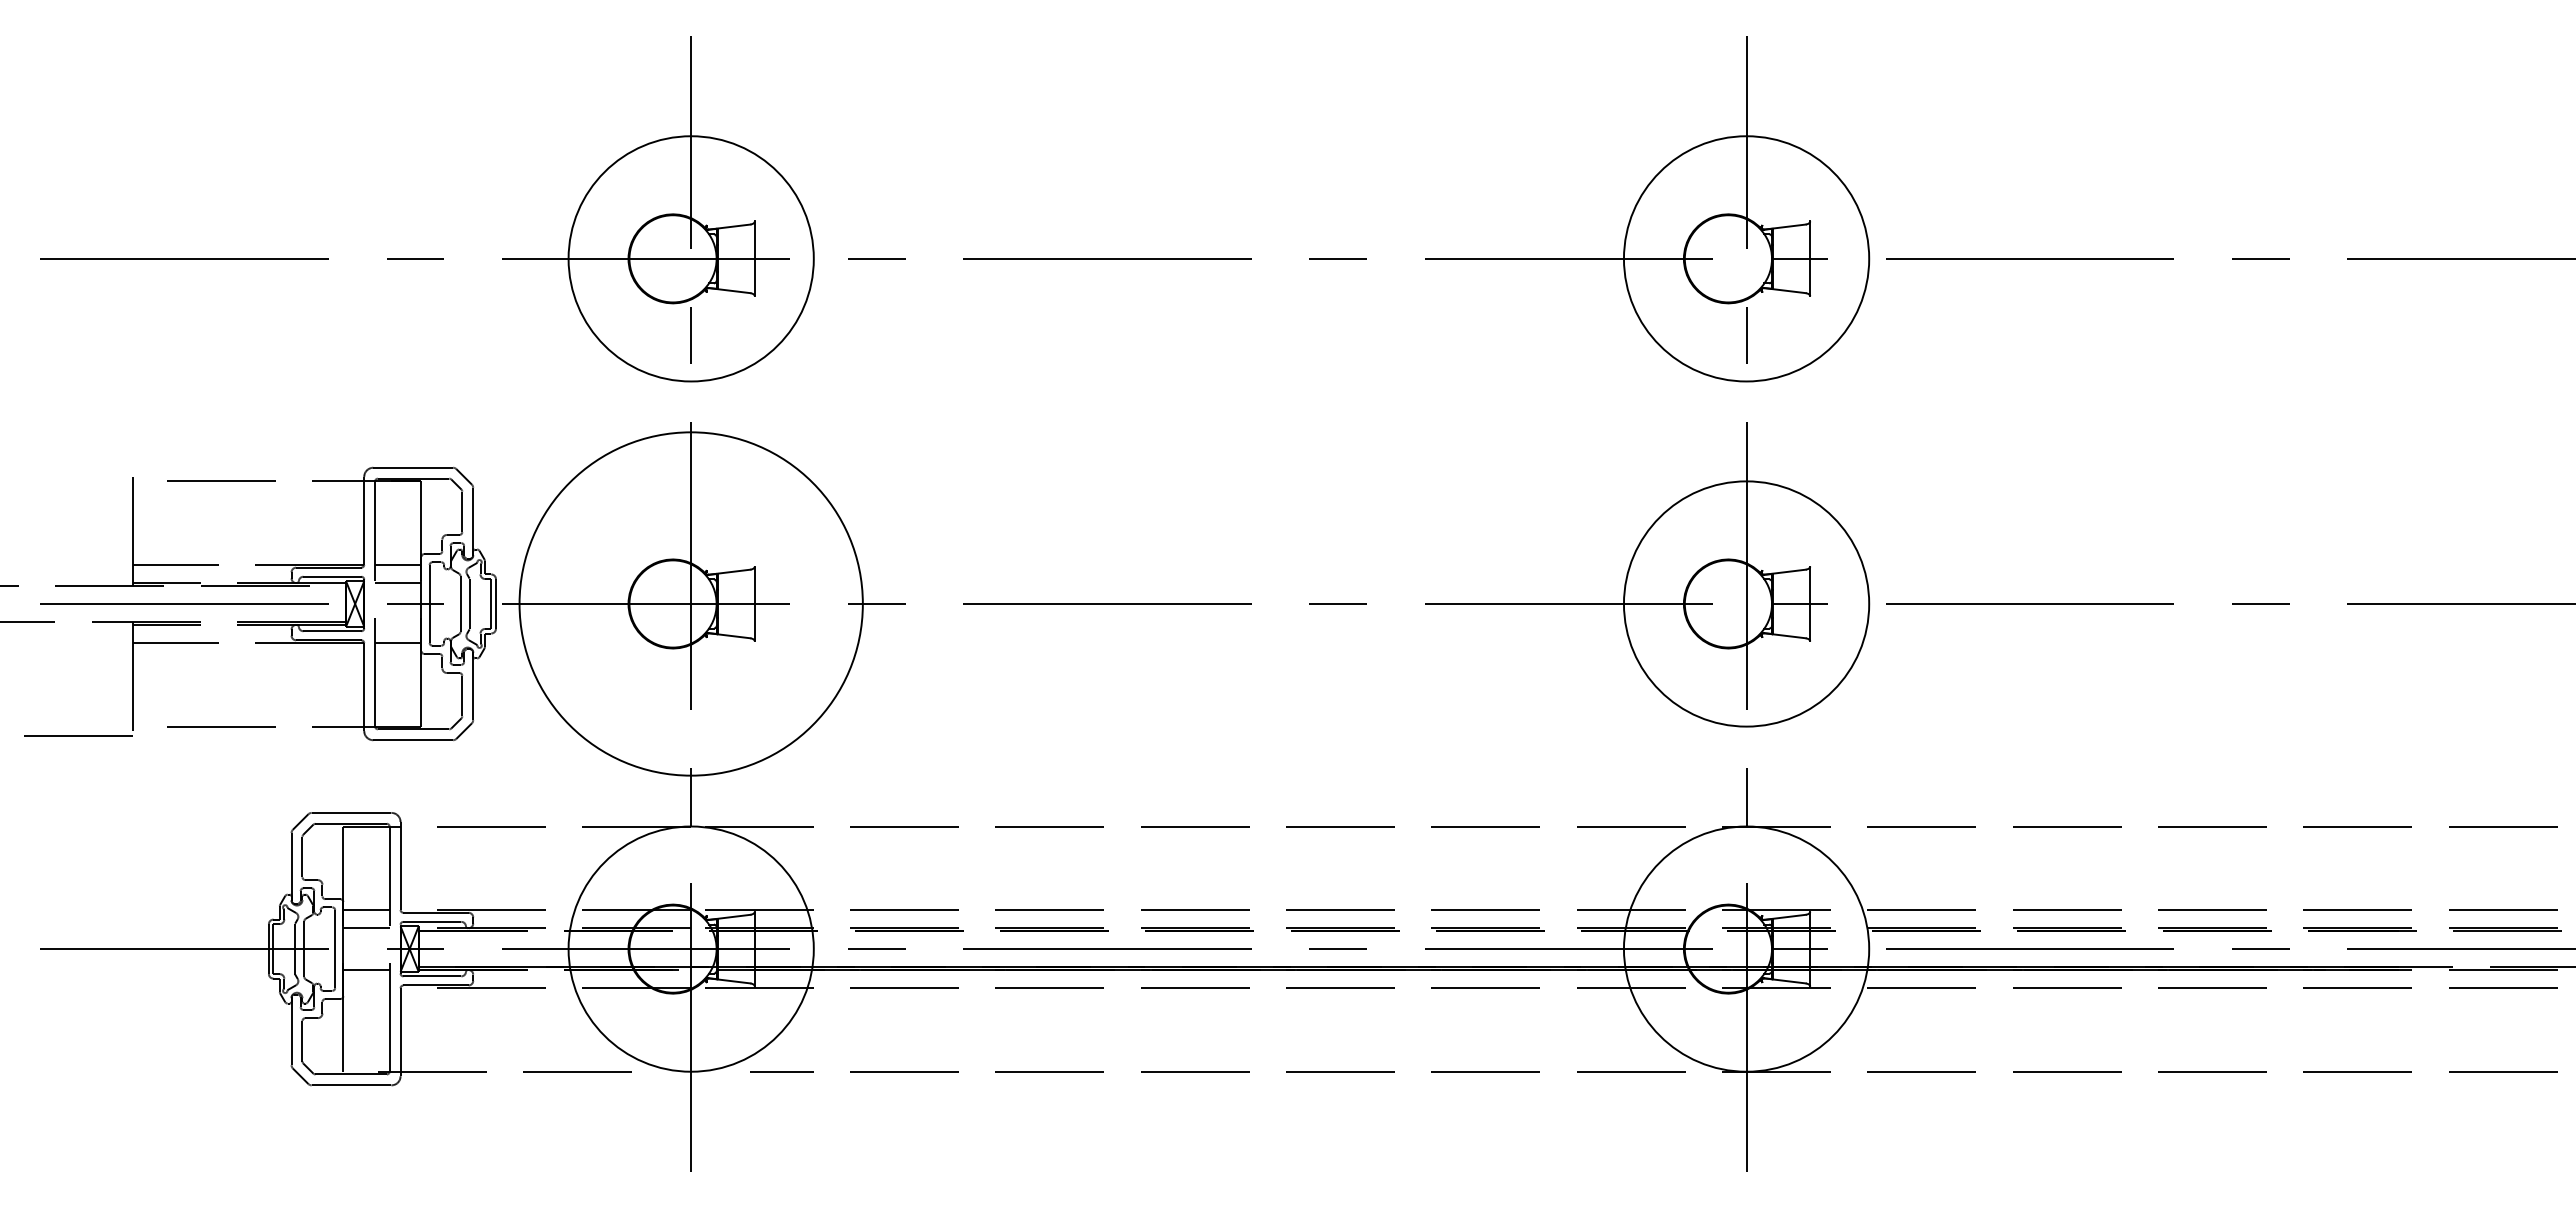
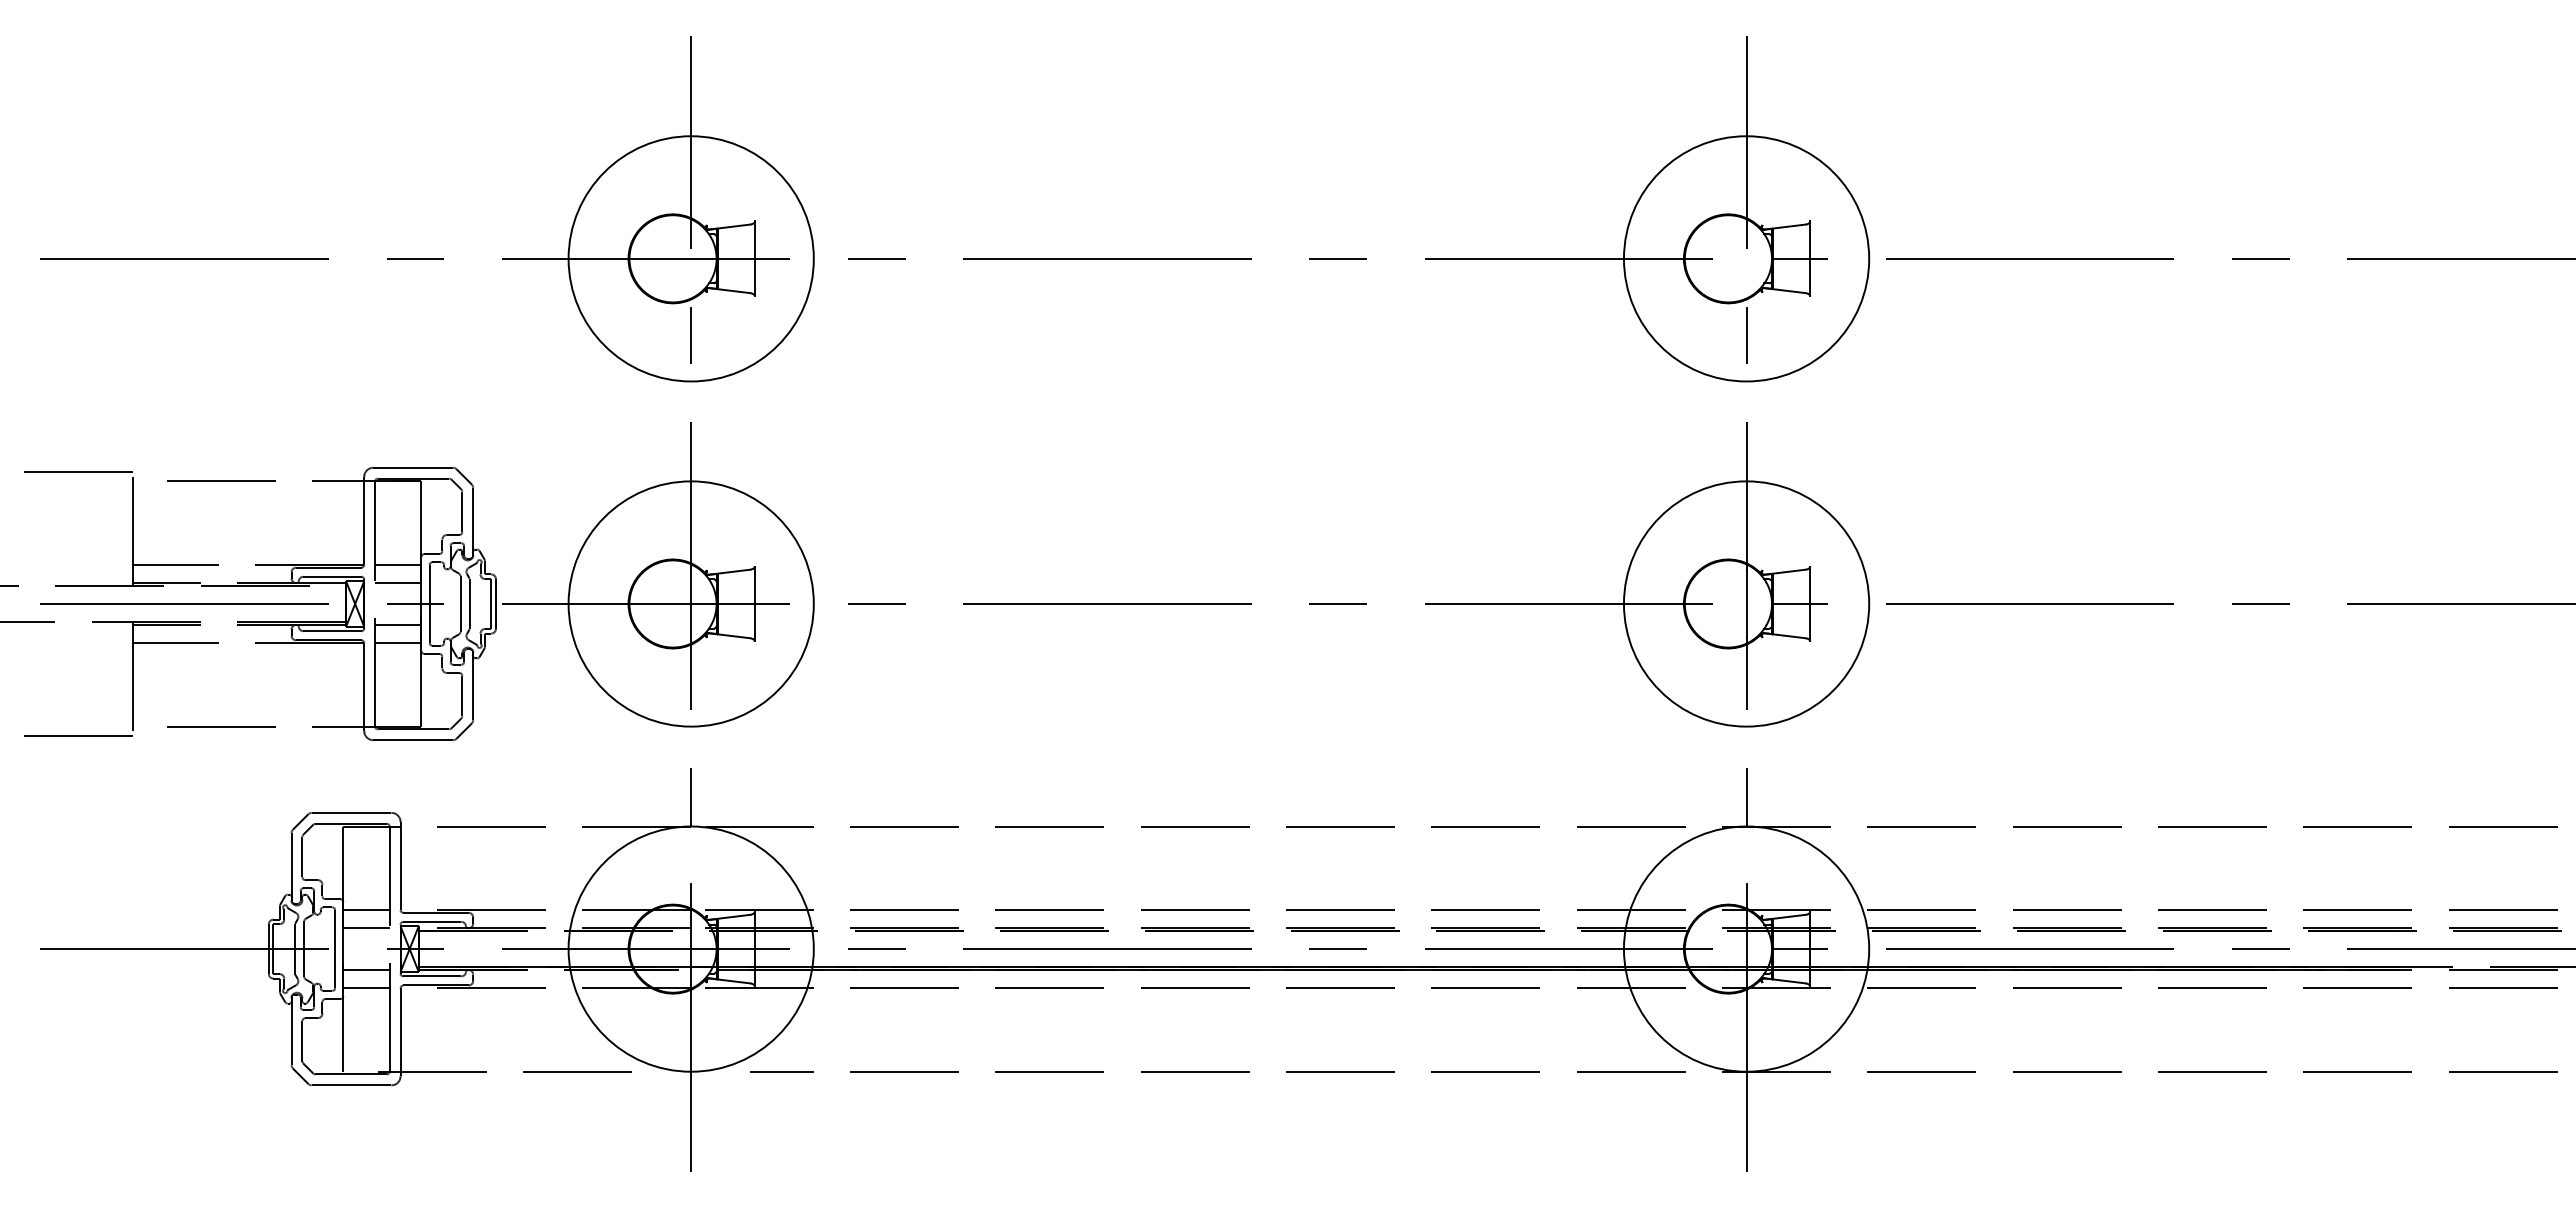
line: none -> present (73, 472)
circle diameter: 343 px -> 245 px (690, 603)
line: none -> present (398, 624)
line: none -> present (366, 988)
